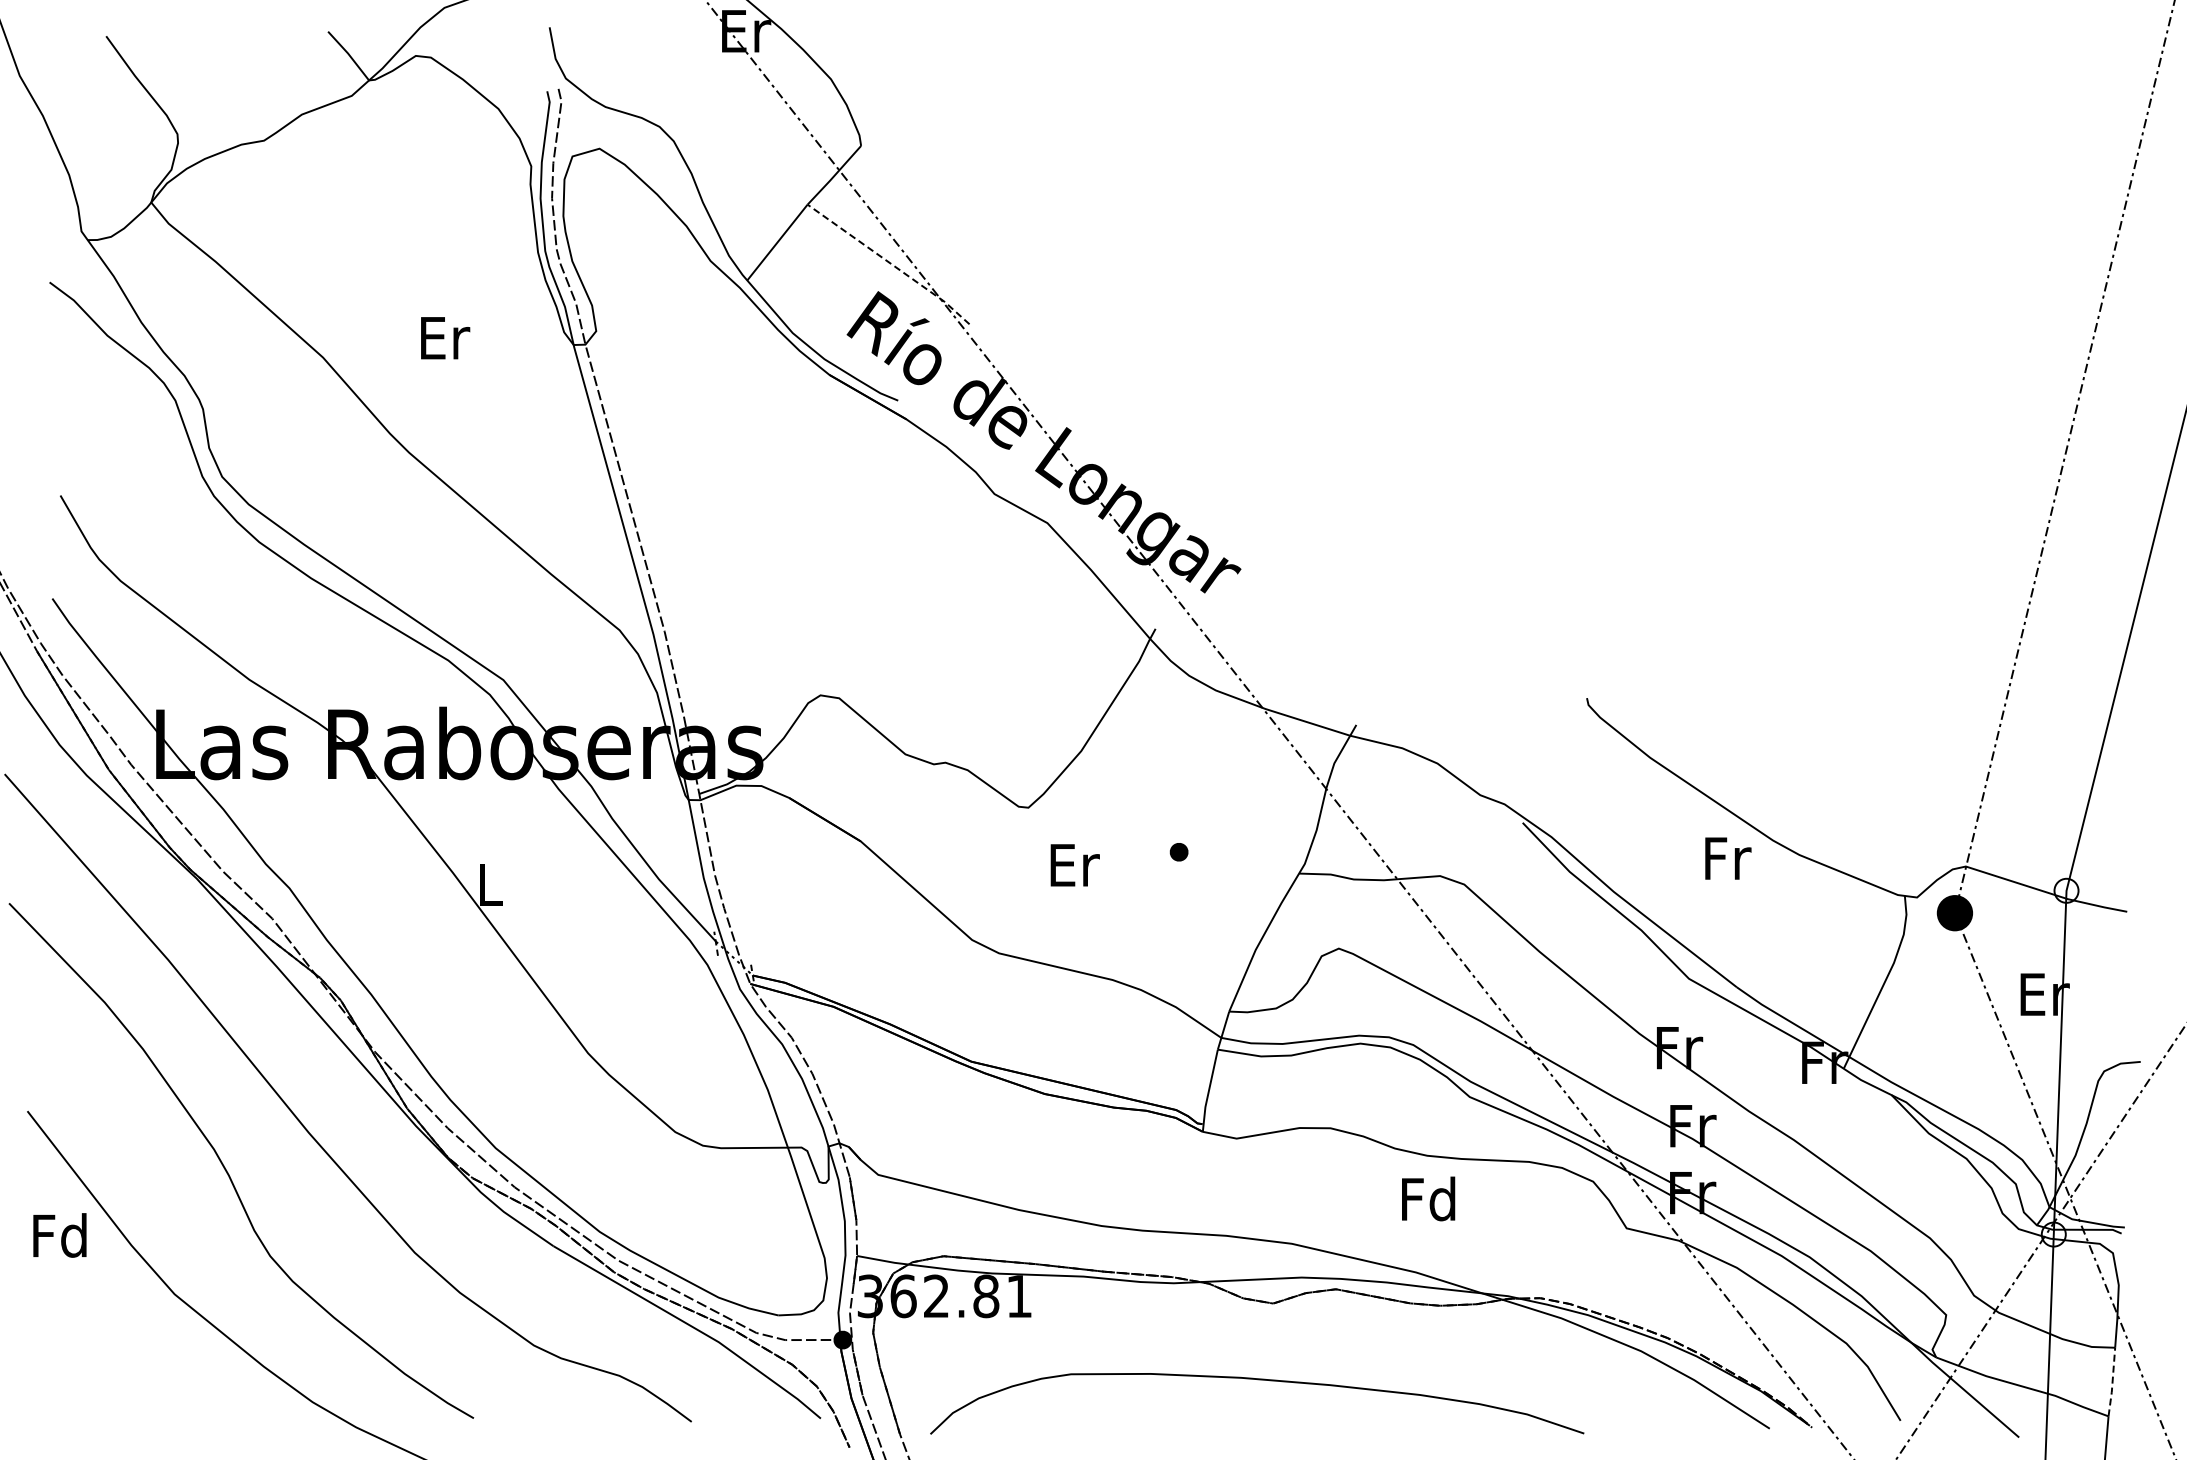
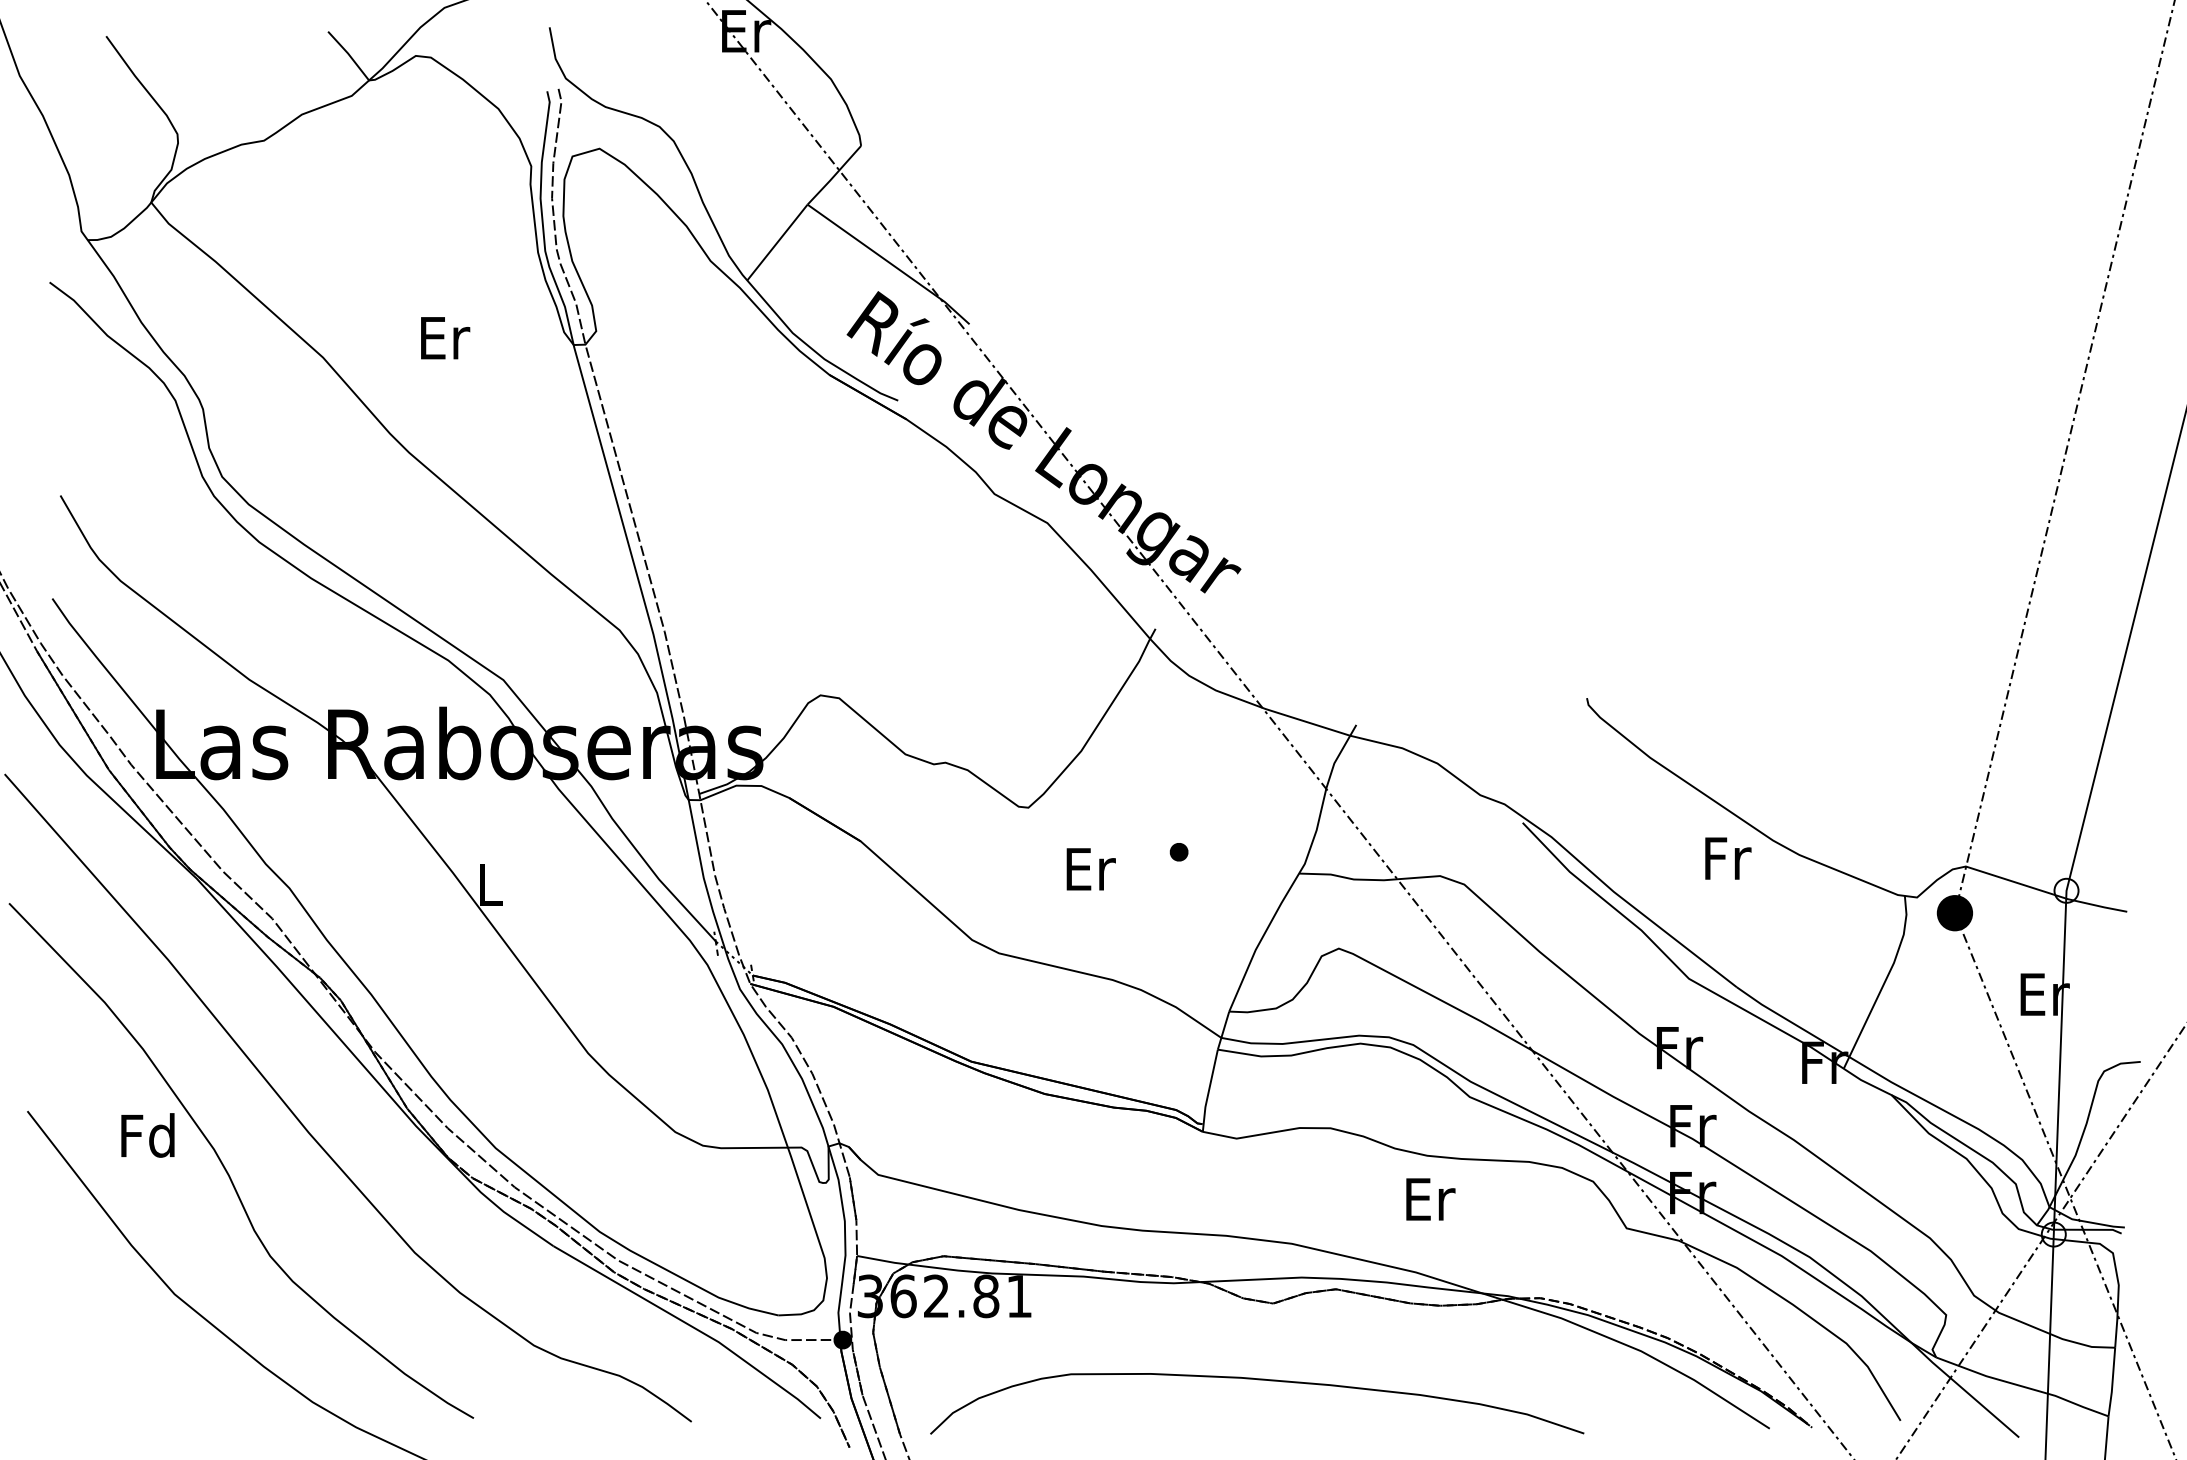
line: dashed -> solid (890, 263)
text position: (1074, 865) -> (1090, 869) (1090, 869)
text: Fd -> Er (1428, 1198)
text position: (59, 1235) -> (147, 1135) (147, 1135)
line: dashed -> solid (2112, 1382)
